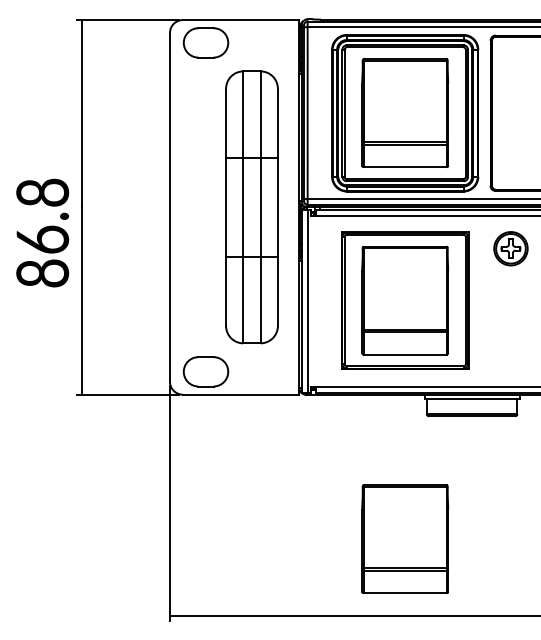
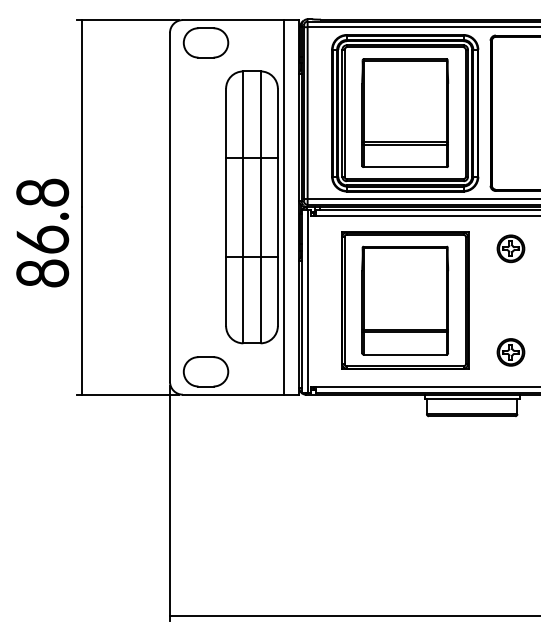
line: none -> present (283, 207)
part size: 36x36 px -> 30x30 px (510, 248)
part: none -> present (510, 352)
part: present -> none (405, 538)
